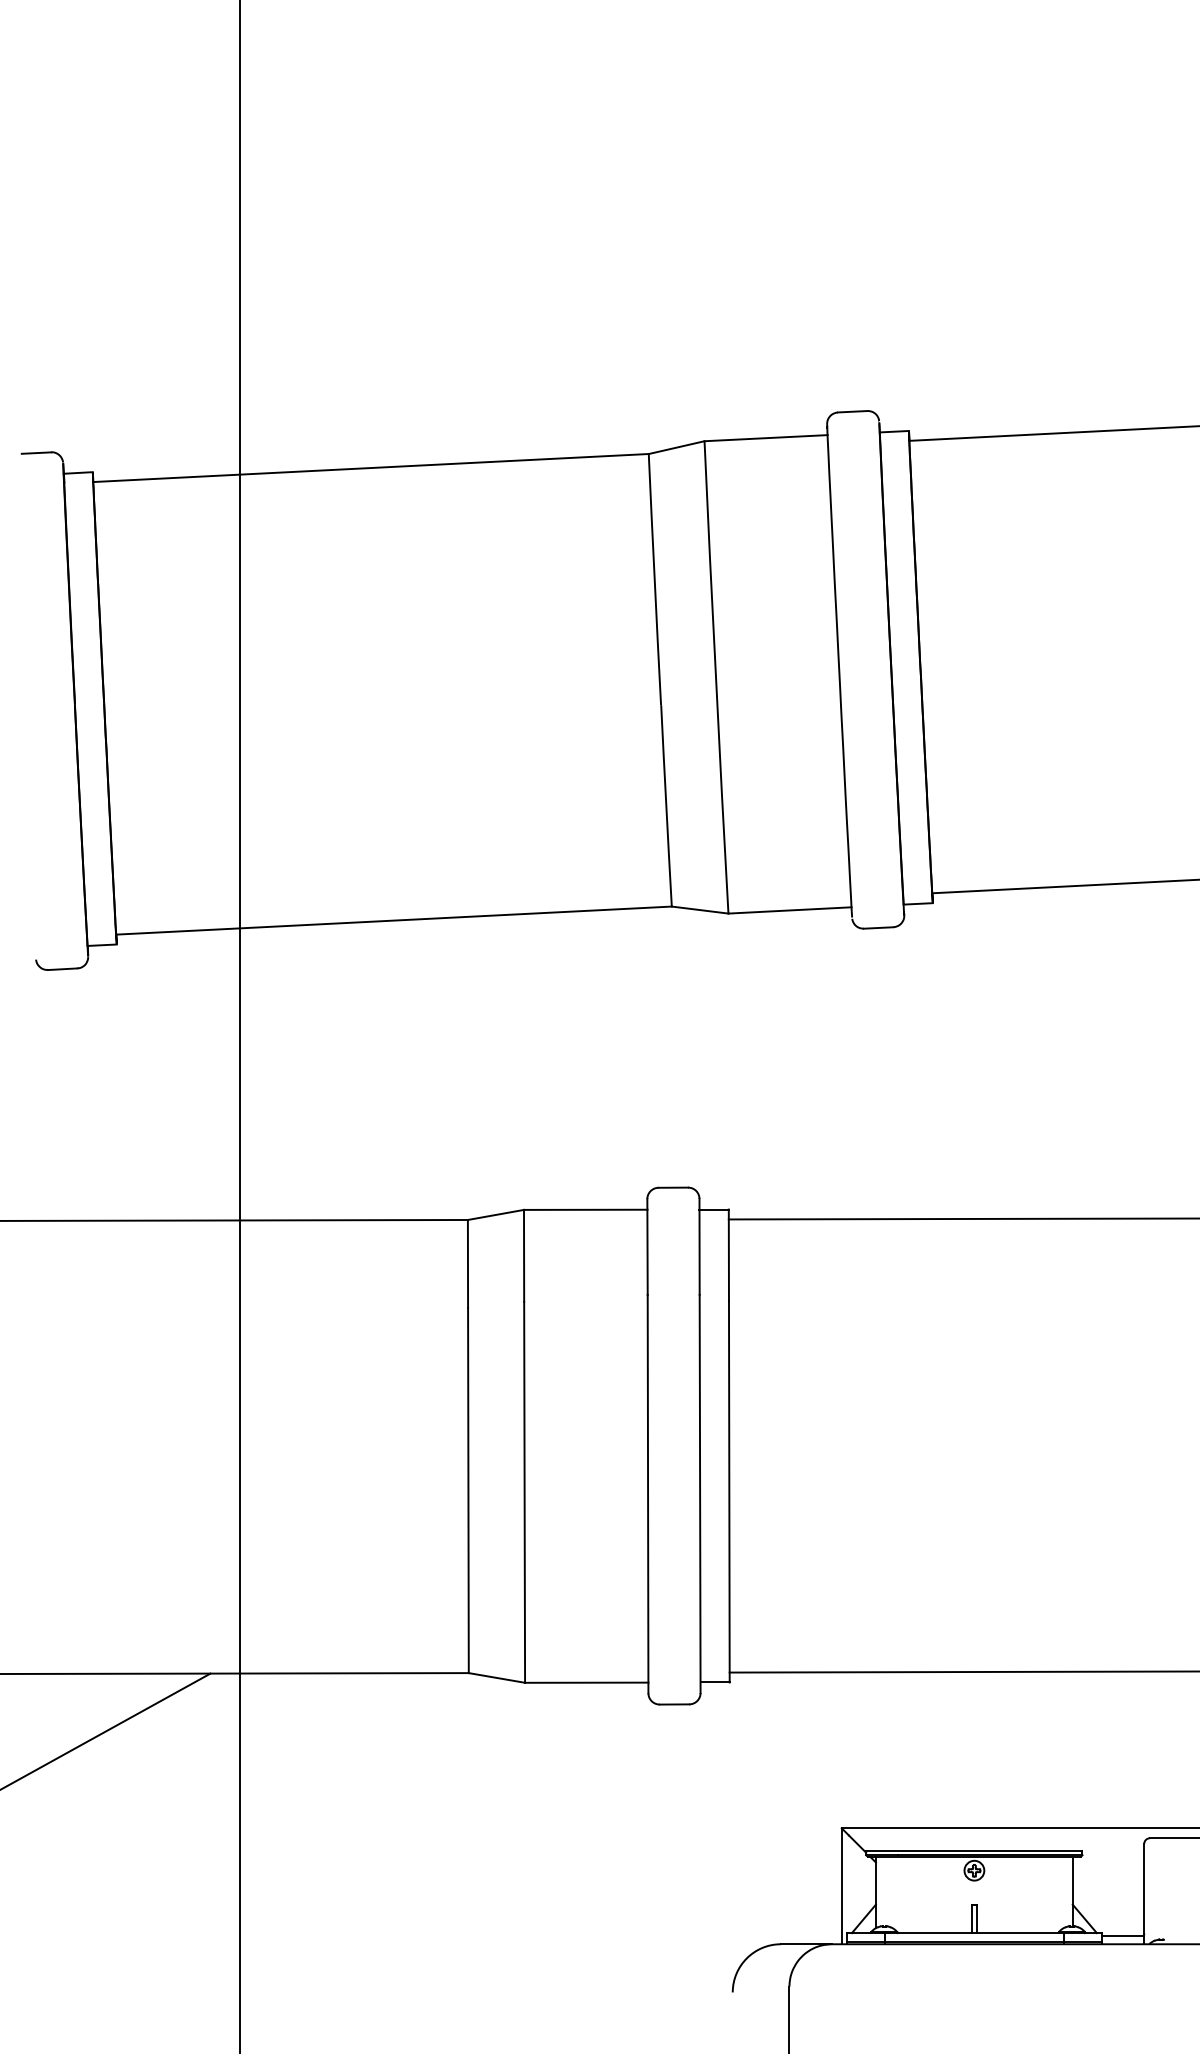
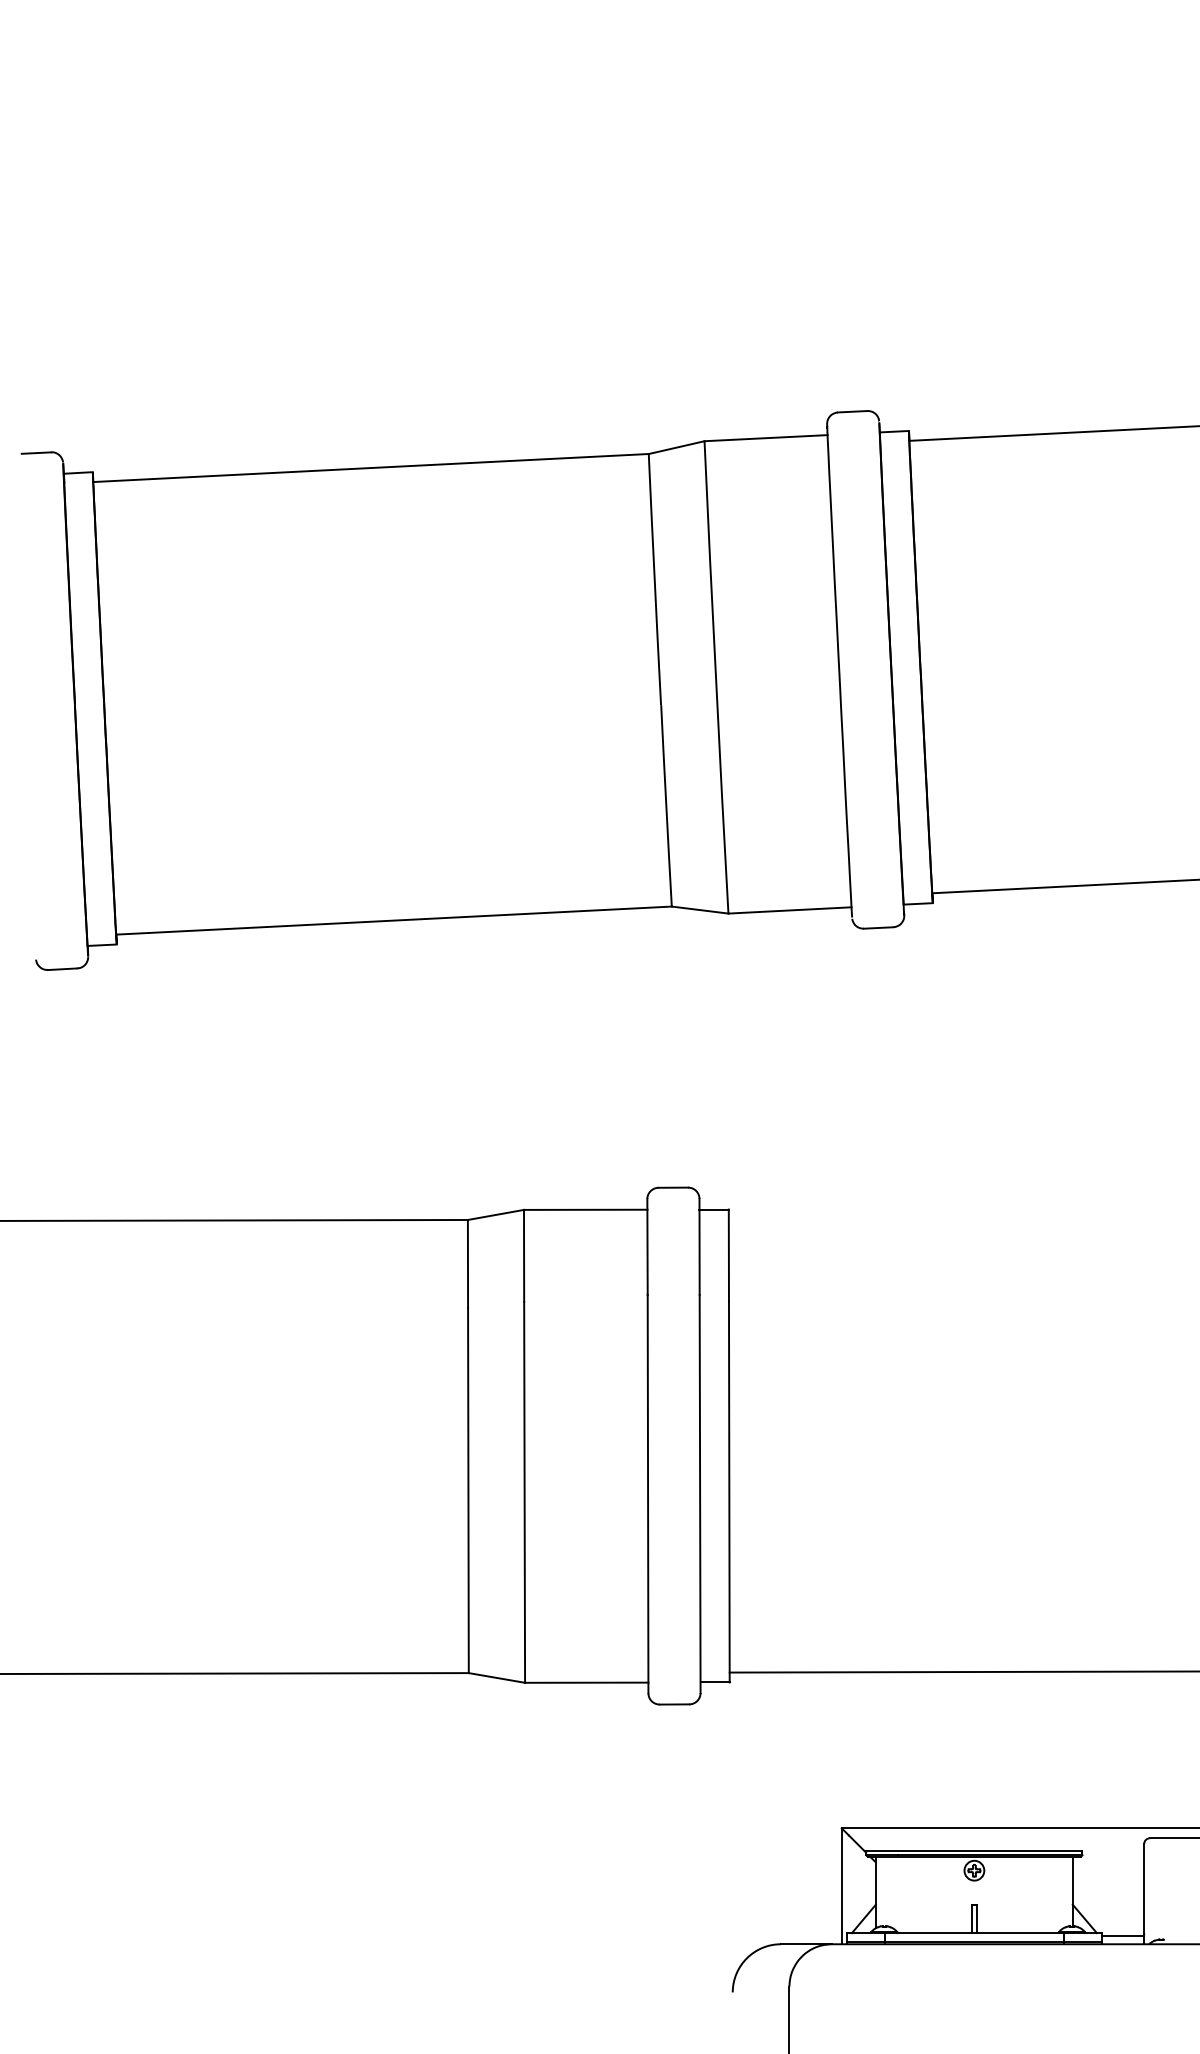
line: present -> none (240, 1026)
line: present -> none (962, 1218)
line: present -> none (106, 1730)
